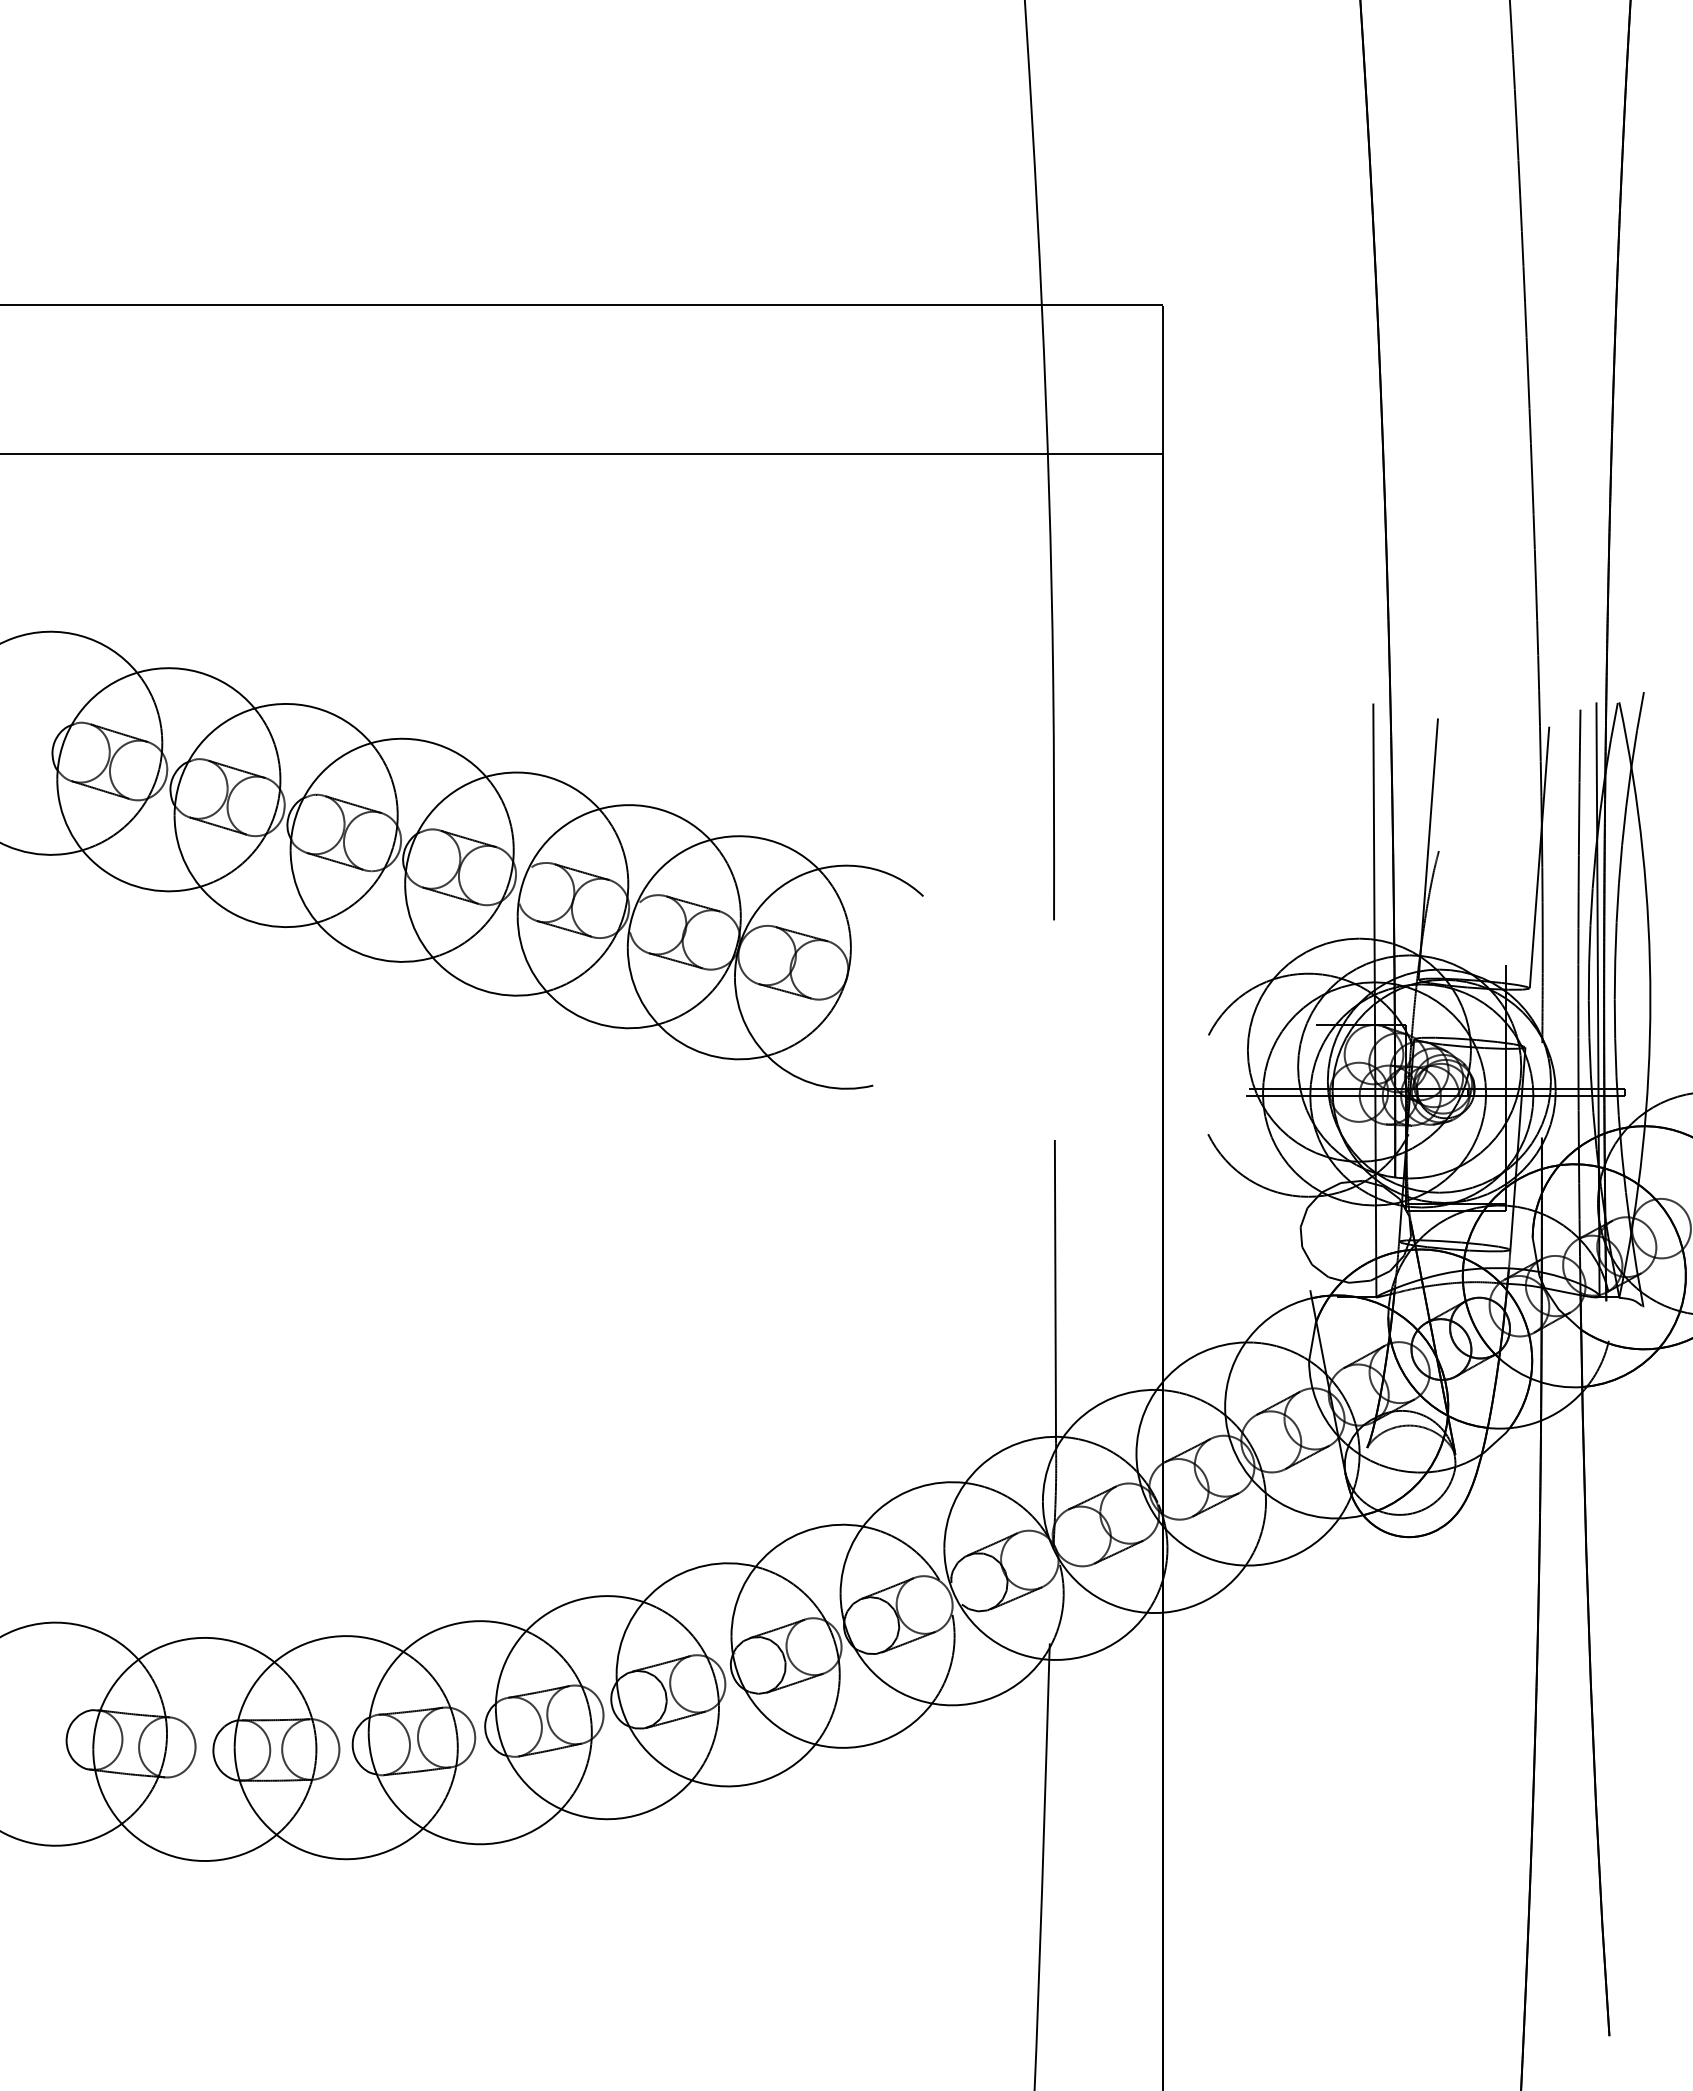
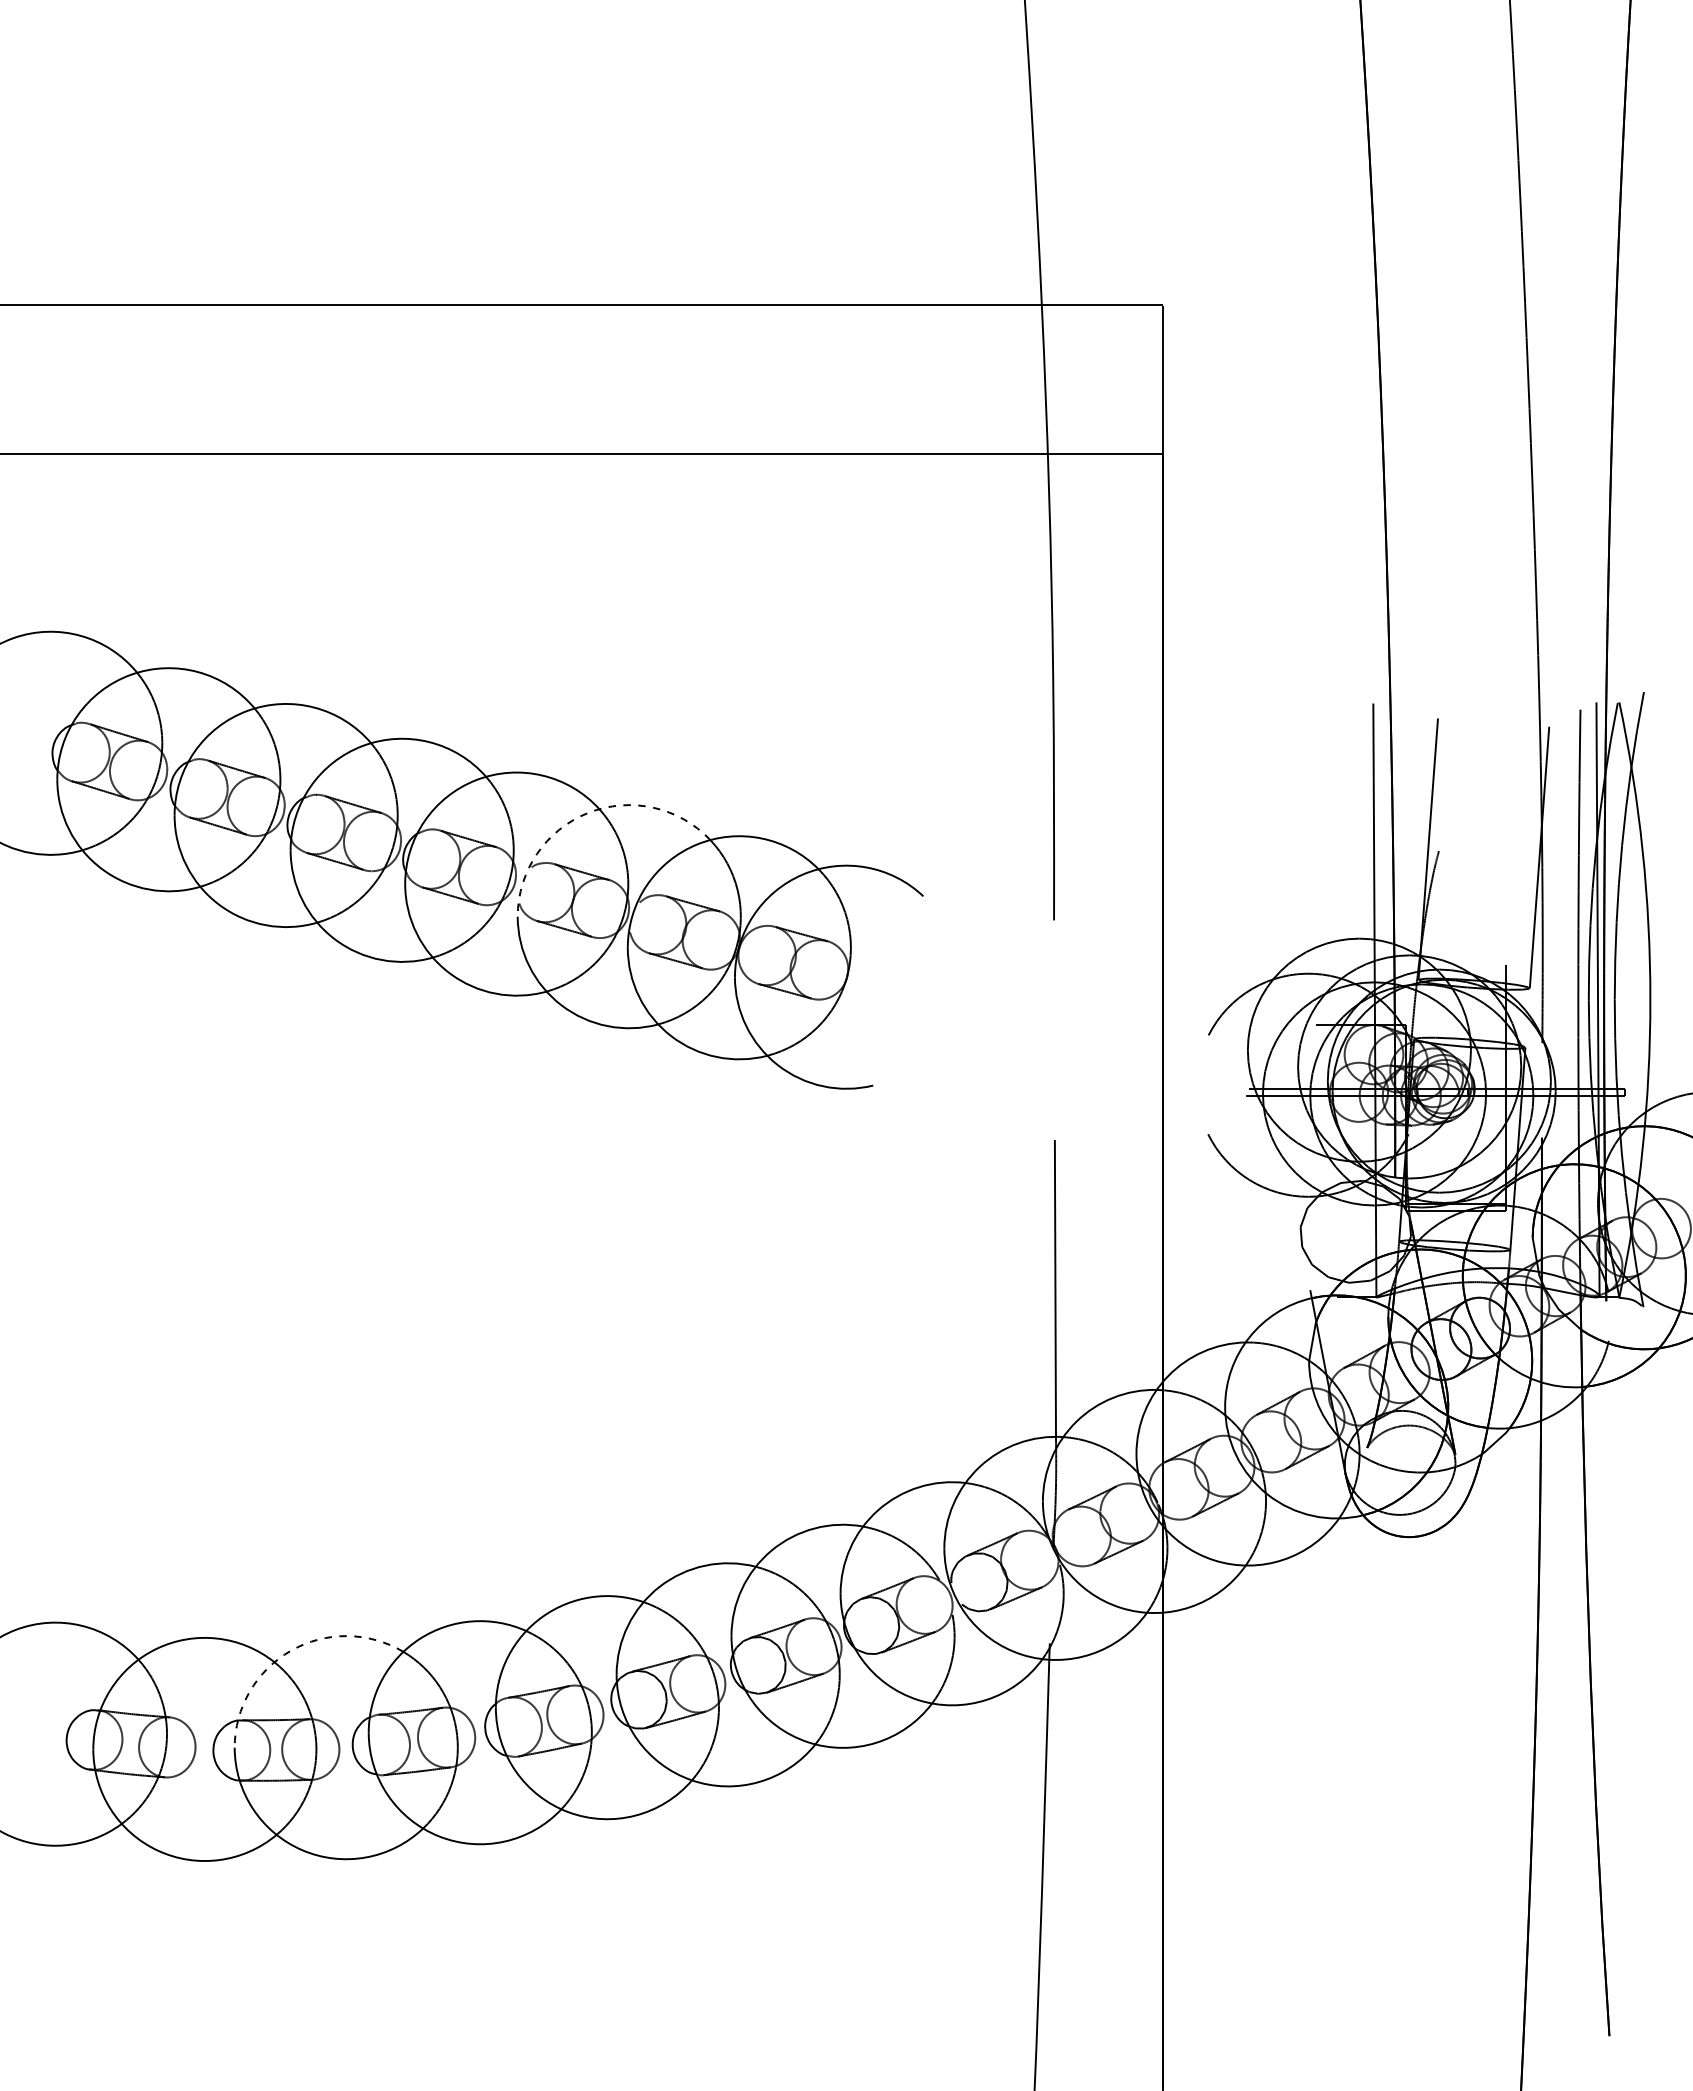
arc: solid -> dashed (588, 813)
arc: solid -> dashed (291, 1650)
